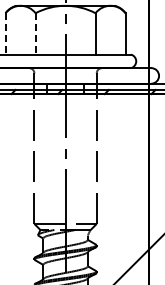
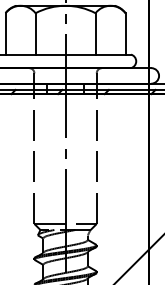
line: dashed -> solid (5, 33)
line: dashed -> solid (35, 33)
